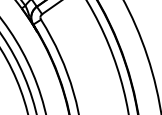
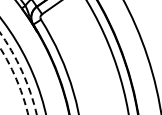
arc: solid -> dashed (22, 72)
arc: solid -> dashed (16, 79)
